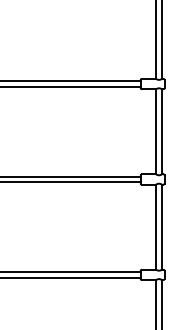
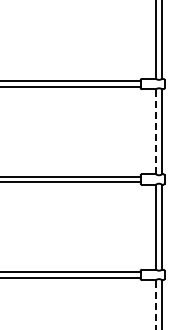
line: solid -> dashed (156, 131)
line: solid -> dashed (156, 304)
